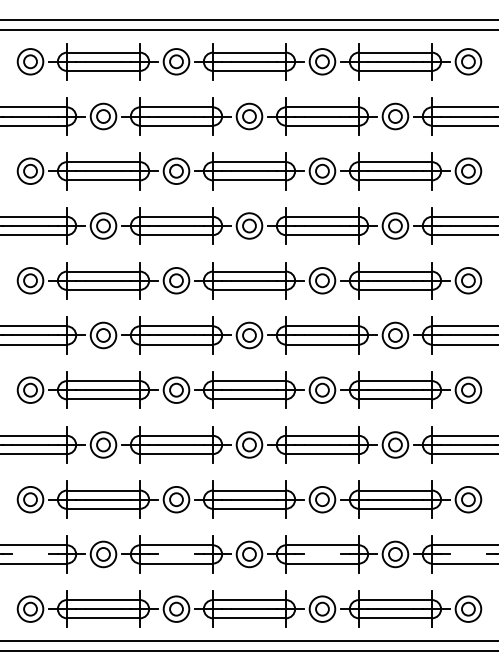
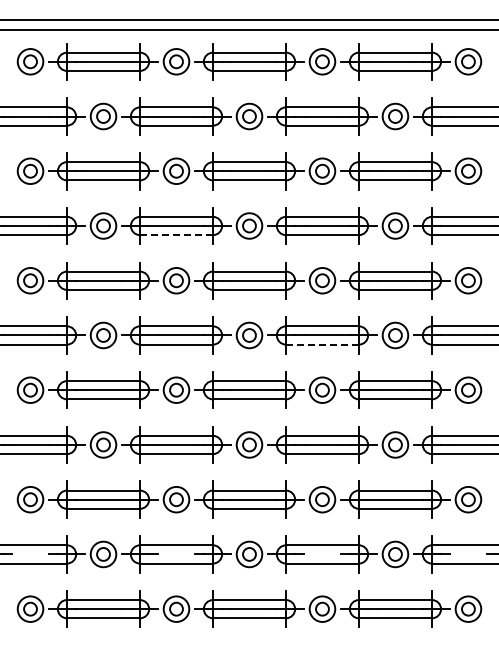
line: solid -> dashed (177, 235)
line: solid -> dashed (322, 344)
line: present -> none (248, 641)
line: present -> none (248, 651)
